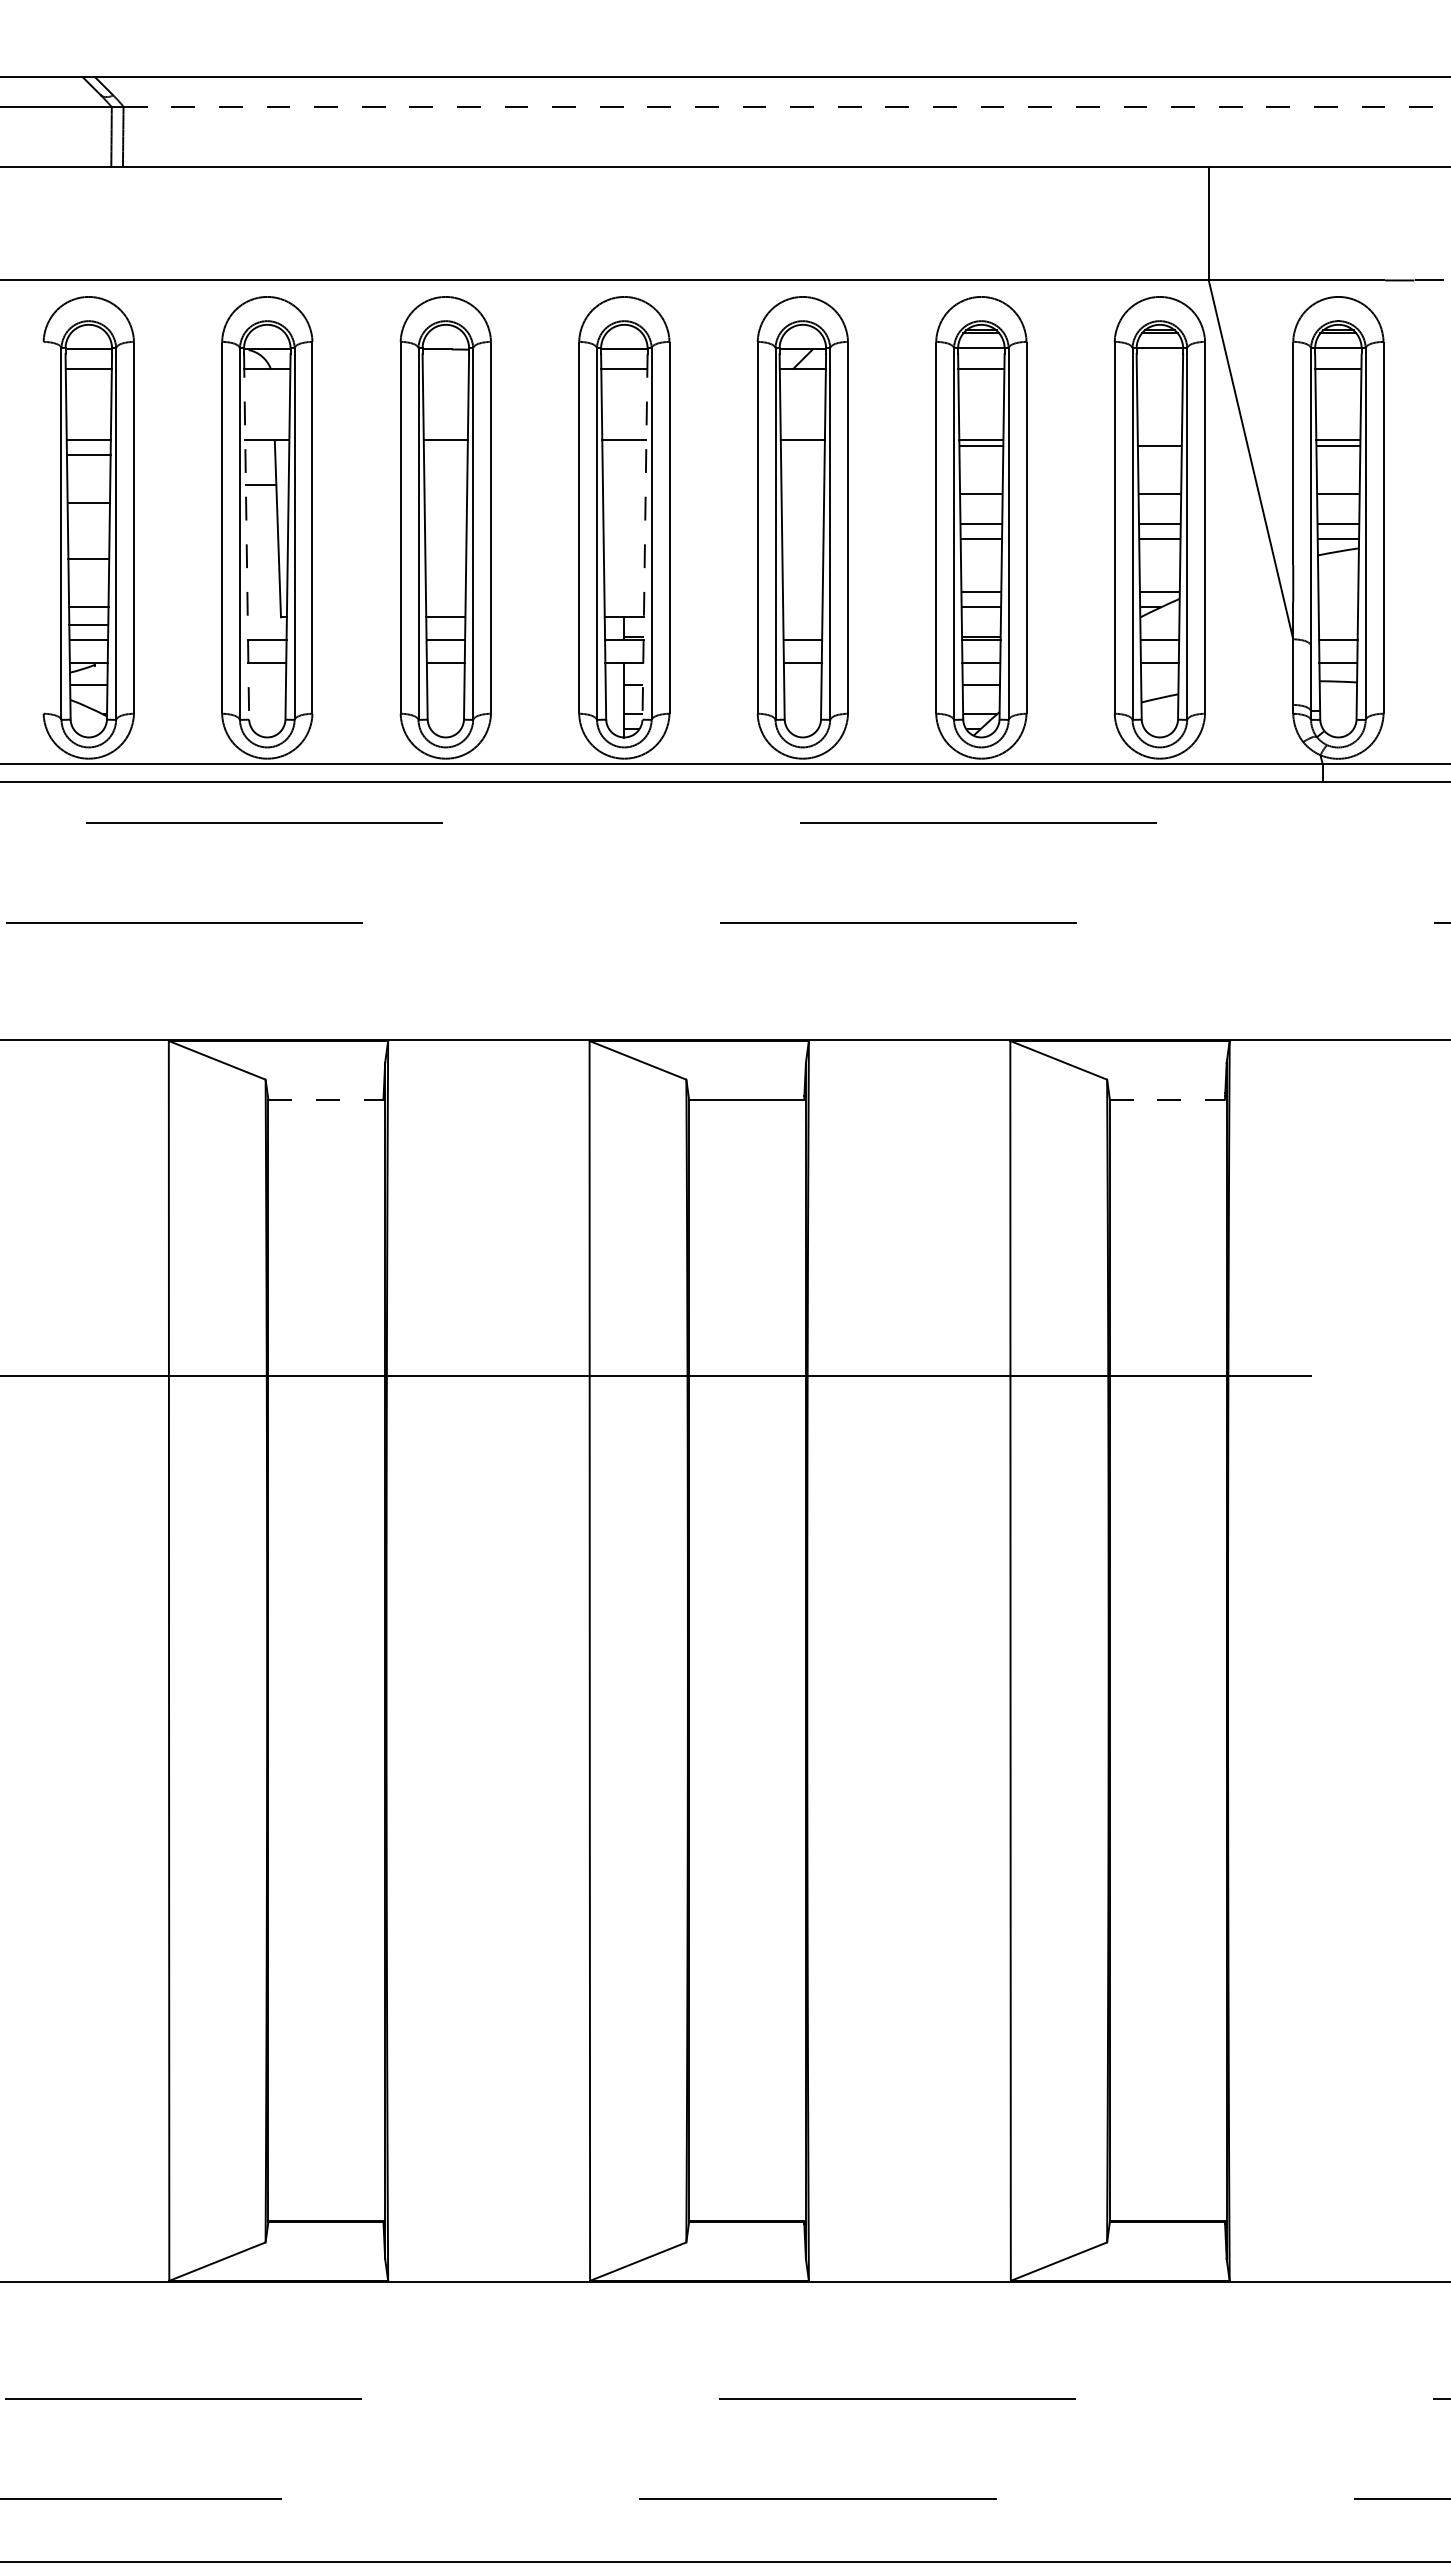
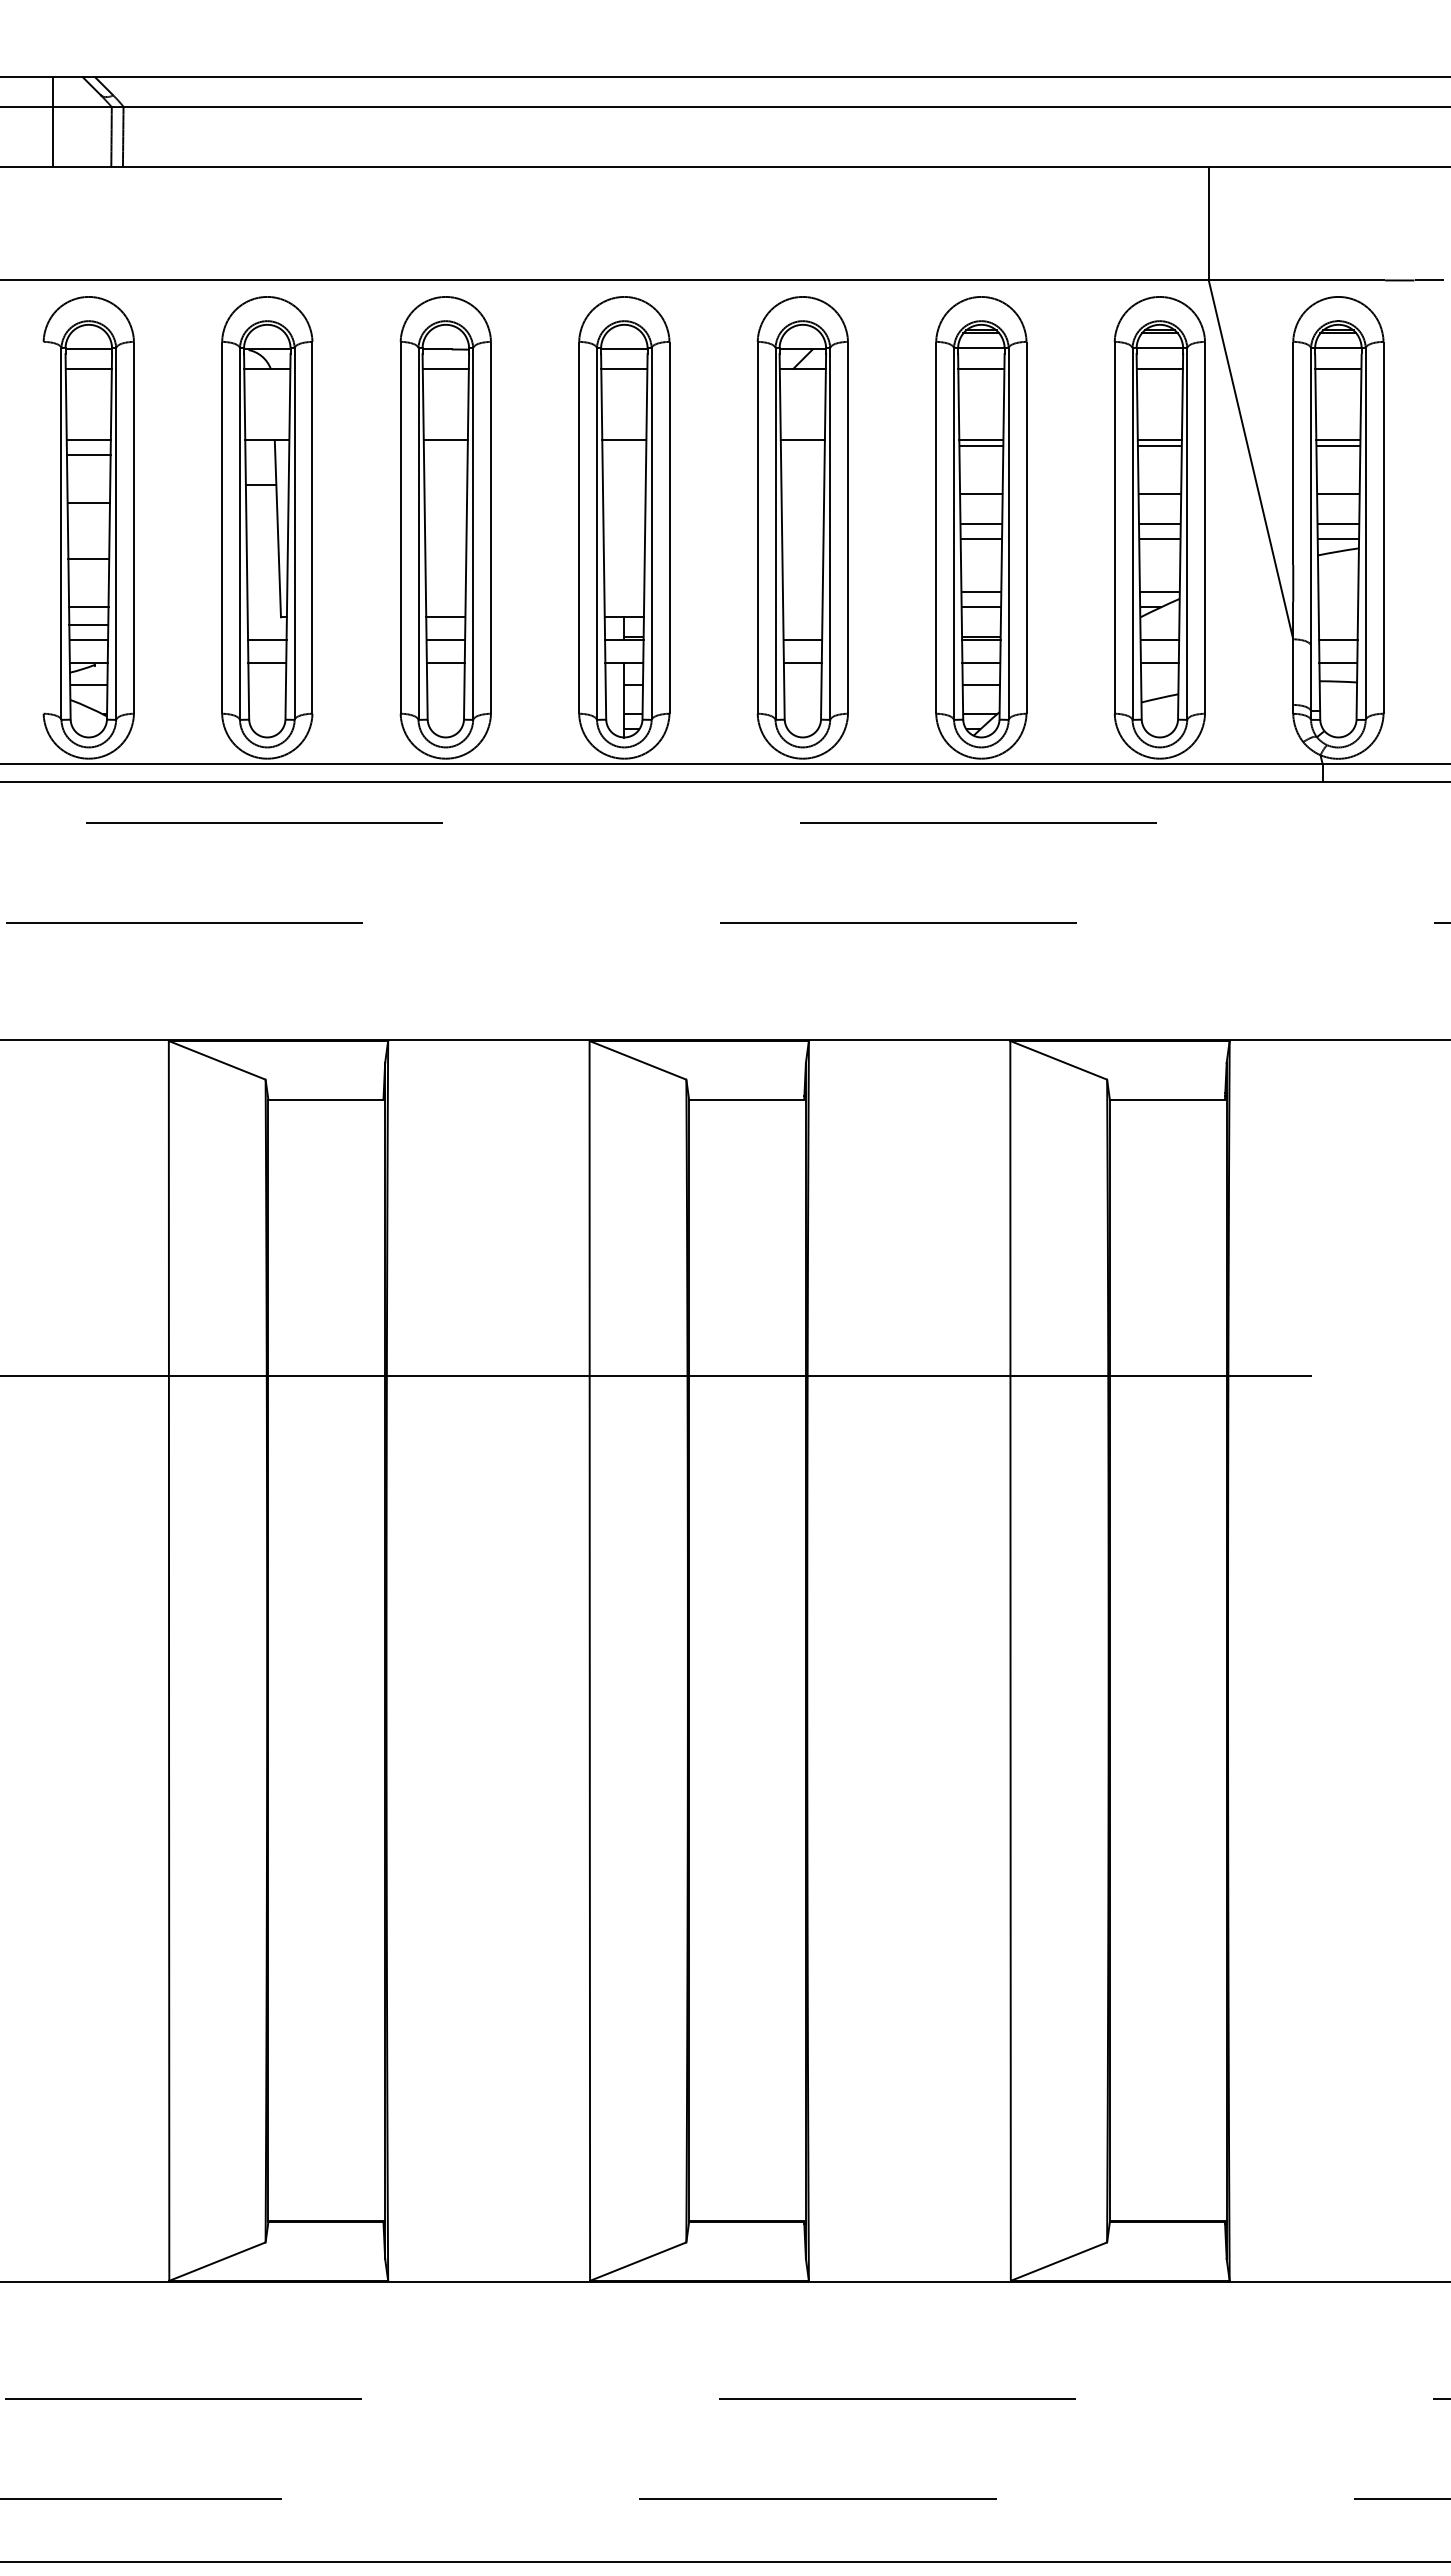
line: dashed -> solid (787, 106)
line: none -> present (53, 121)
line: none -> present (445, 368)
line: none -> present (1159, 368)
line: none -> present (1159, 440)
line: dashed -> solid (246, 536)
line: dashed -> solid (645, 536)
line: dashed -> solid (325, 1099)
line: dashed -> solid (1167, 1099)
